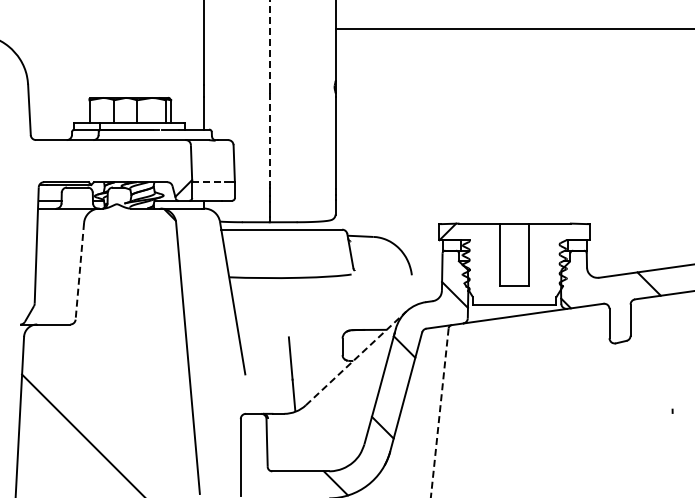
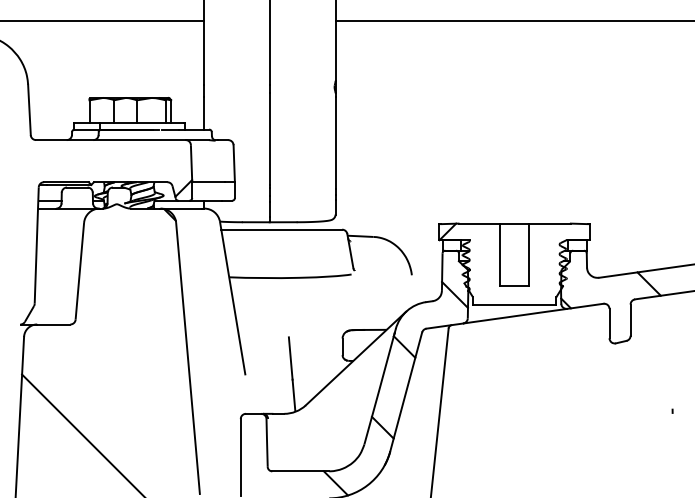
line: none -> present (102, 20)
line position: (513, 28) -> (513, 20) (513, 20)
line: dashed -> solid (269, 43)
line: dashed -> solid (269, 138)
line: dashed -> solid (209, 182)
line: dashed -> solid (79, 272)
line: dashed -> solid (356, 358)
line: dashed -> solid (439, 413)
